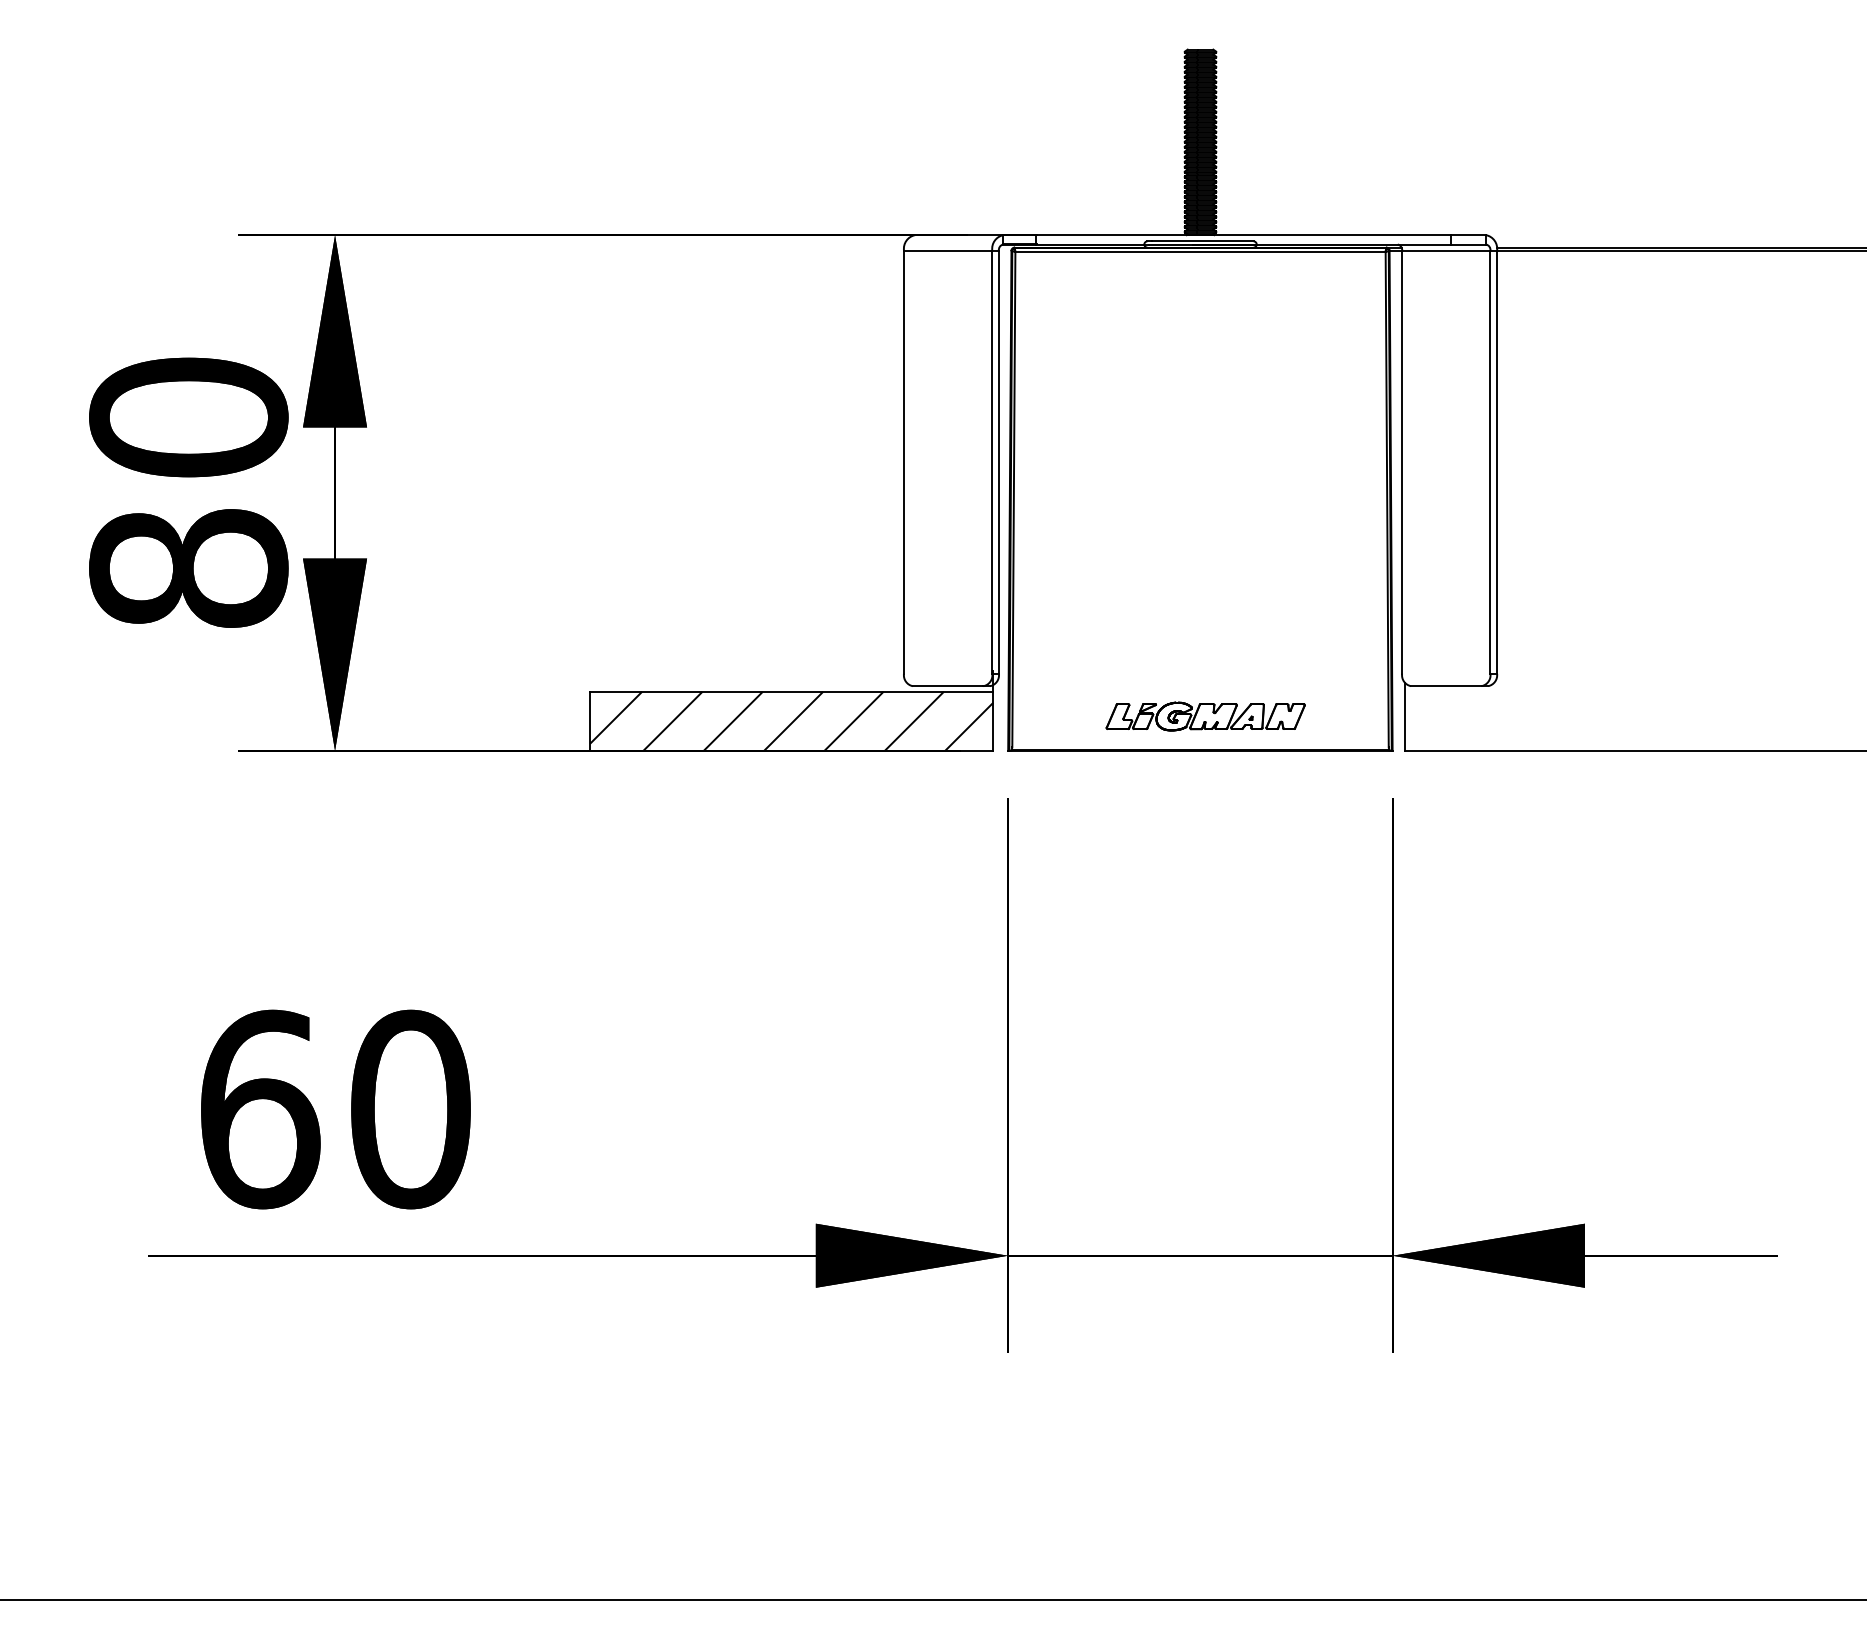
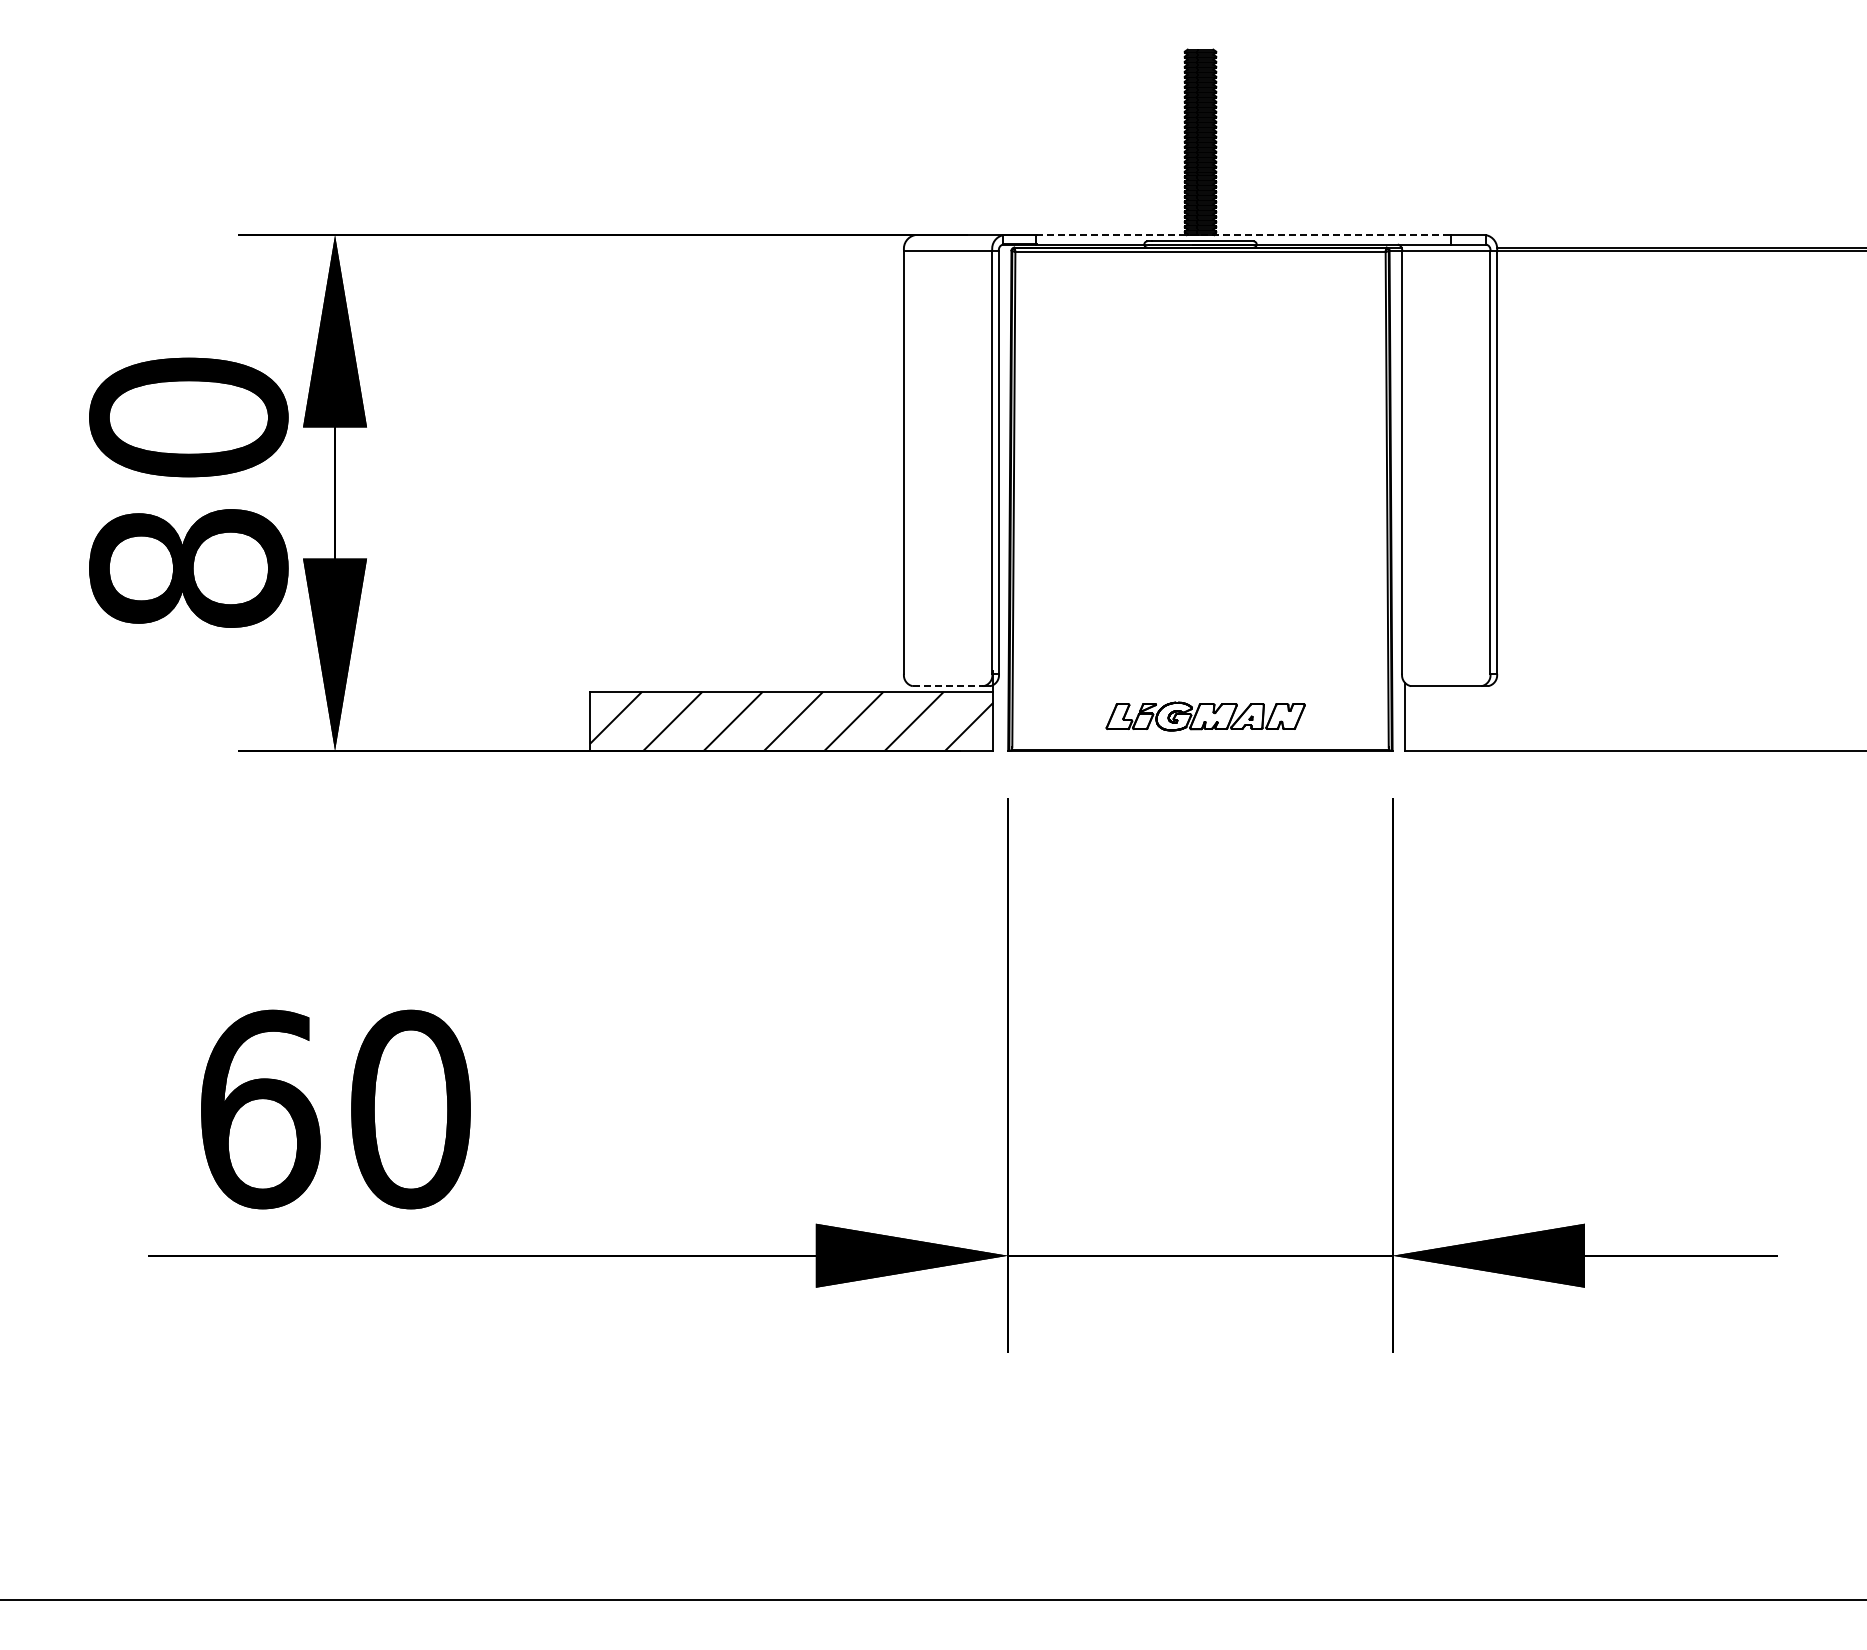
line: solid -> dashed (1244, 235)
line: solid -> dashed (948, 686)
